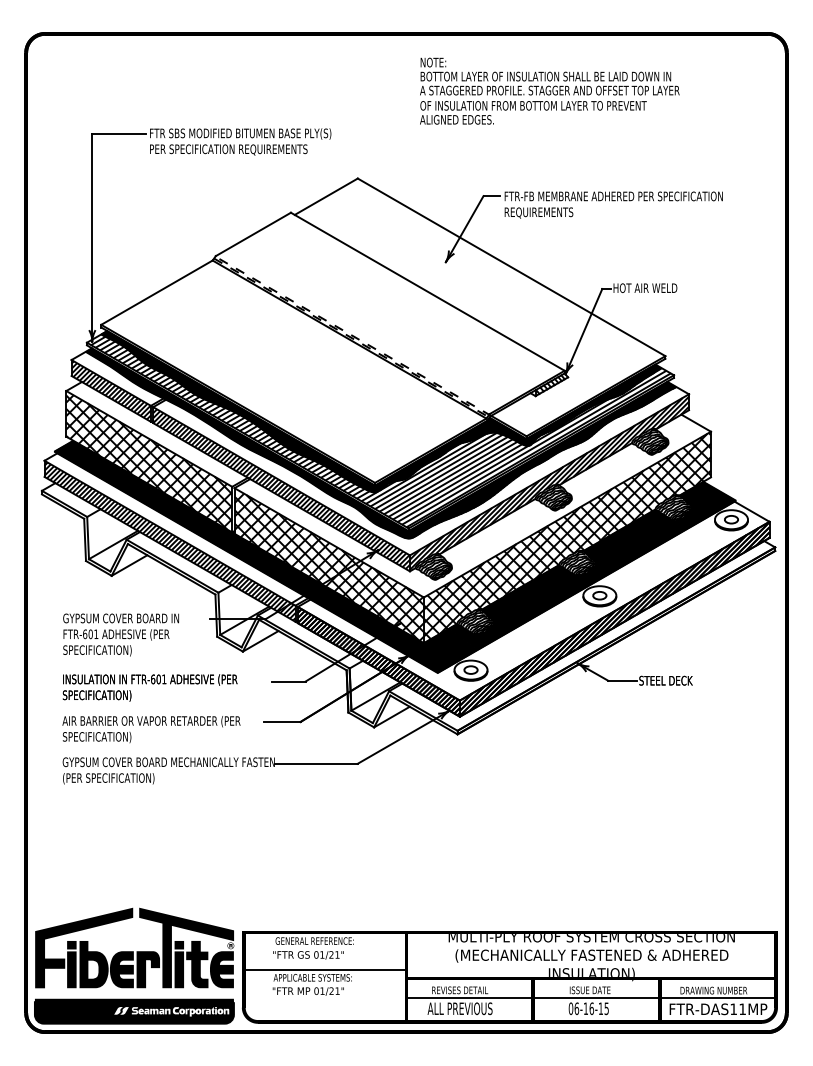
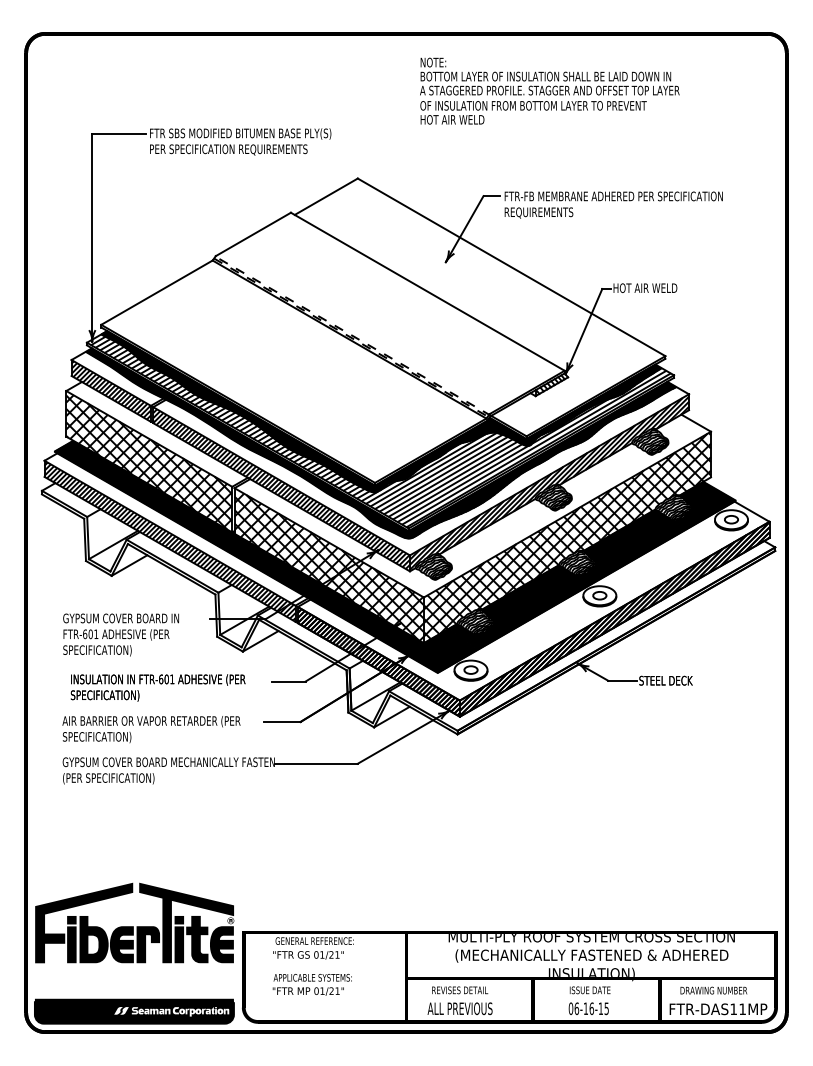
text: ALIGNED EDGES. -> HOT AIR WELD (456, 119)
text position: (149, 687) -> (157, 687) (157, 687)
part position: (134, 947) -> (134, 922) (134, 922)
line: present -> none (324, 970)
line: present -> none (591, 998)
